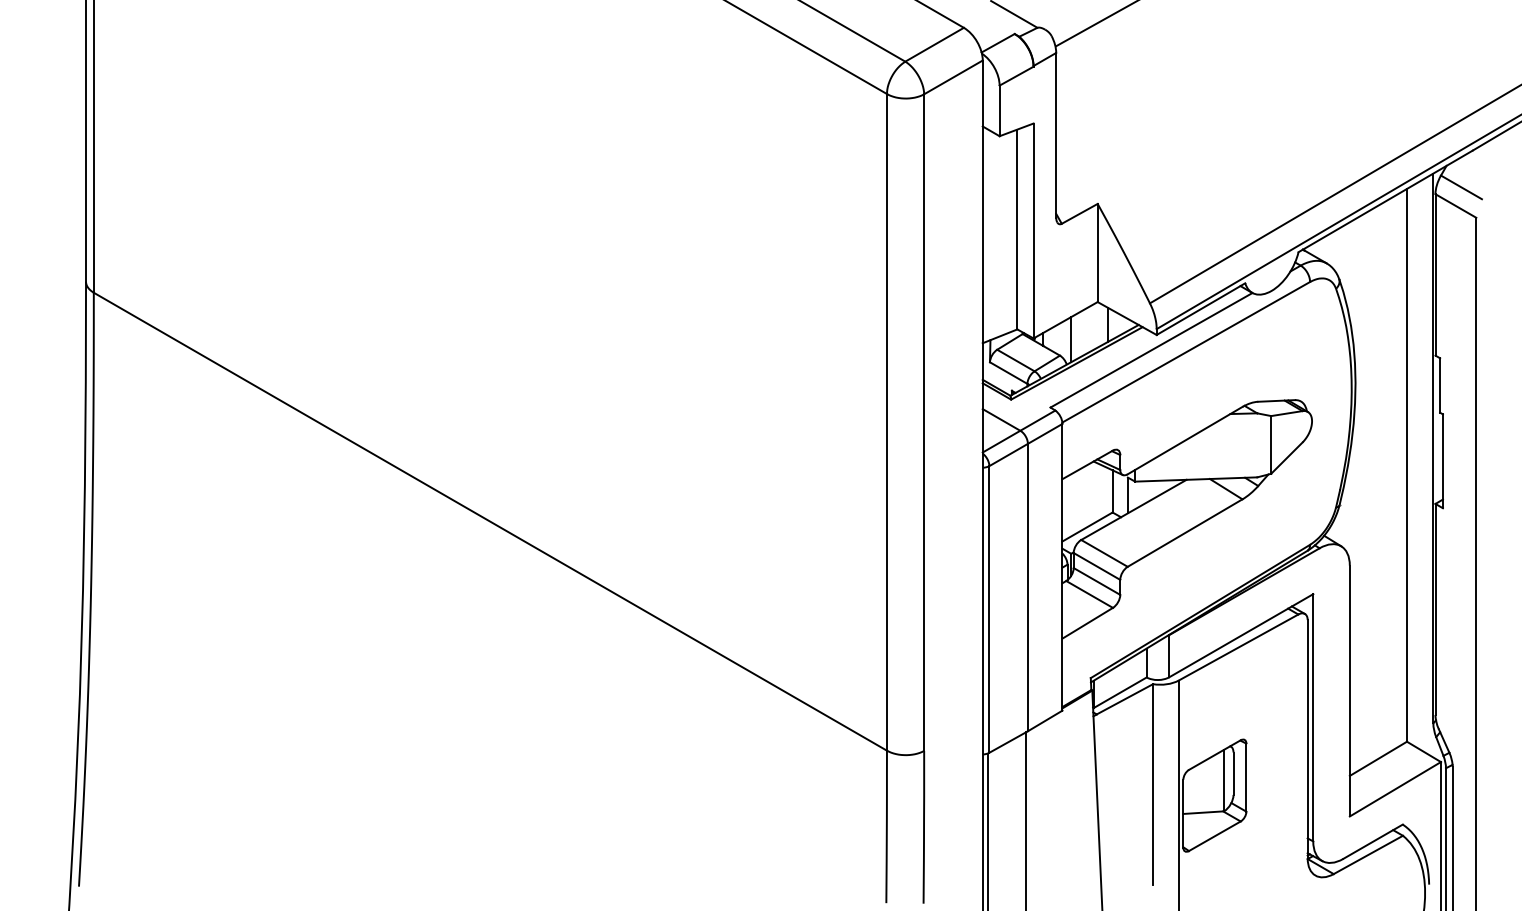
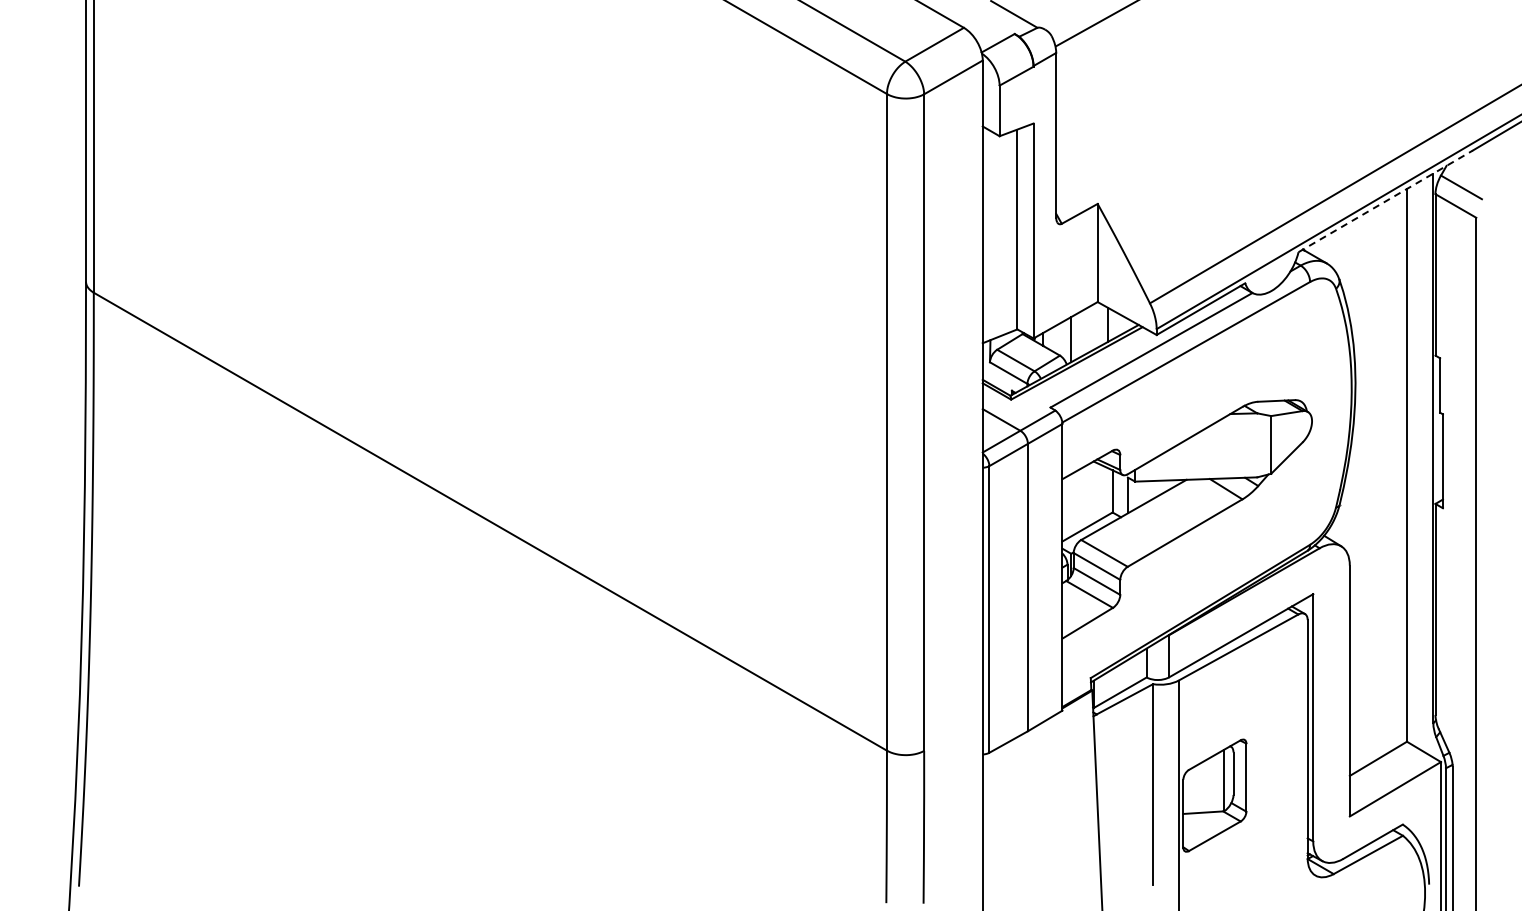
line: solid -> dashed (1385, 201)
line: present -> none (1026, 819)
line: present -> none (987, 830)
